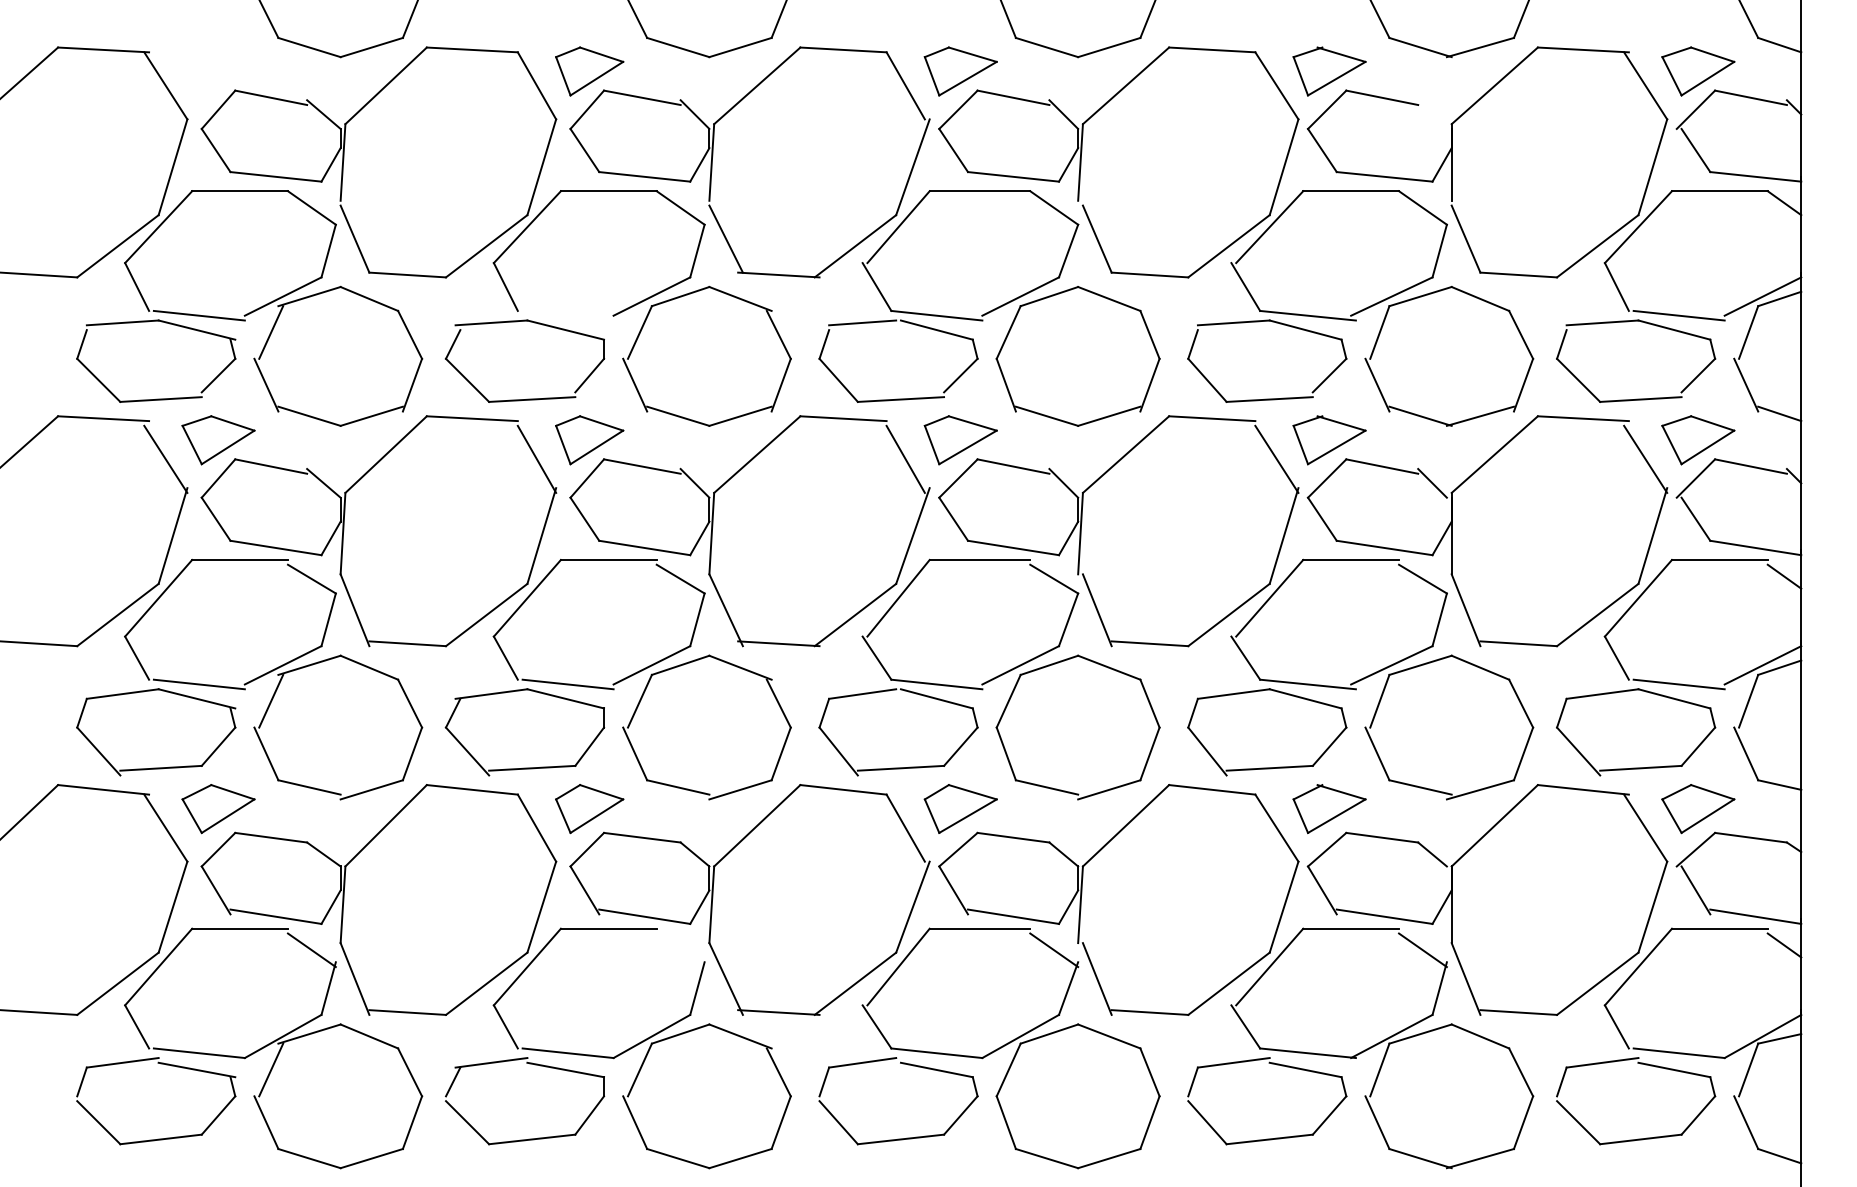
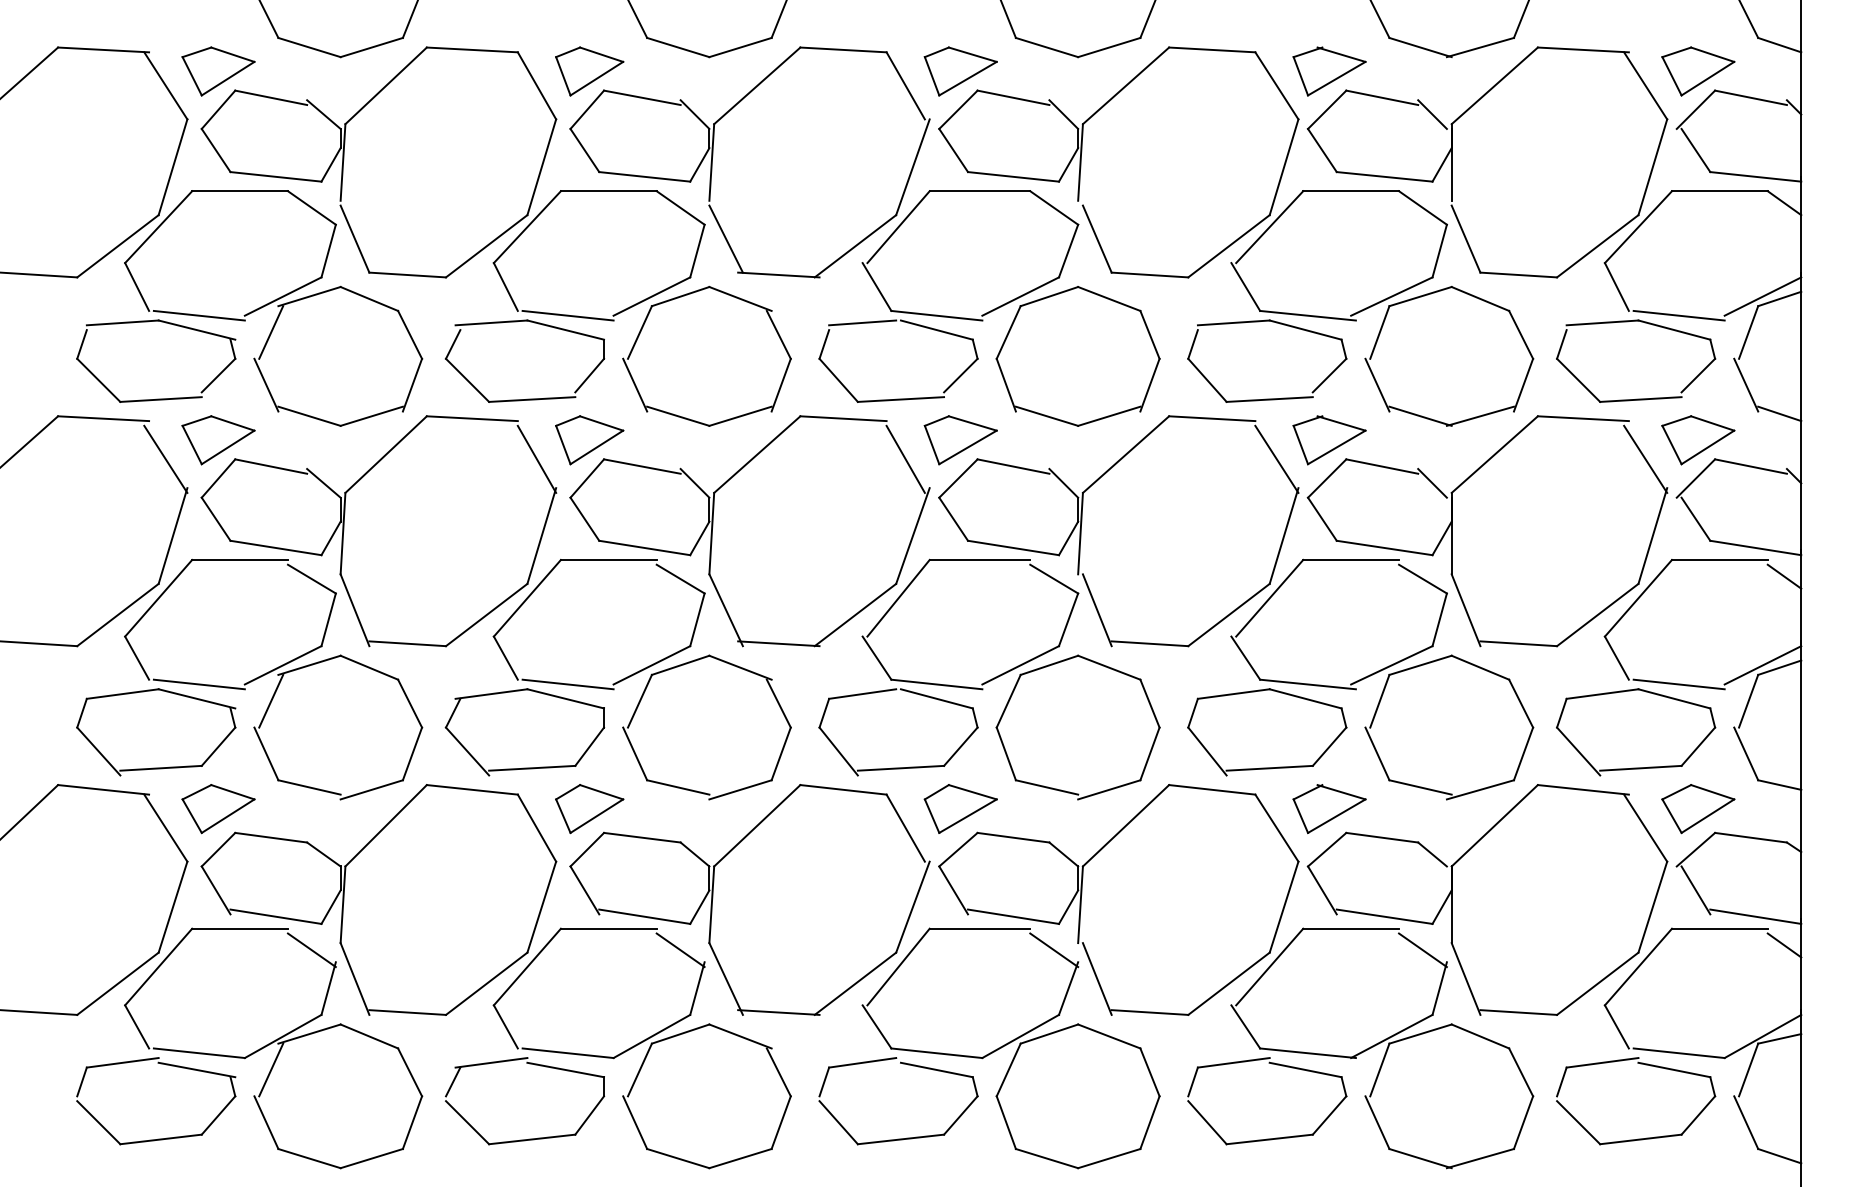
part: none -> present (218, 71)
line: none -> present (1432, 114)
line: none -> present (567, 315)
line: none -> present (680, 950)
